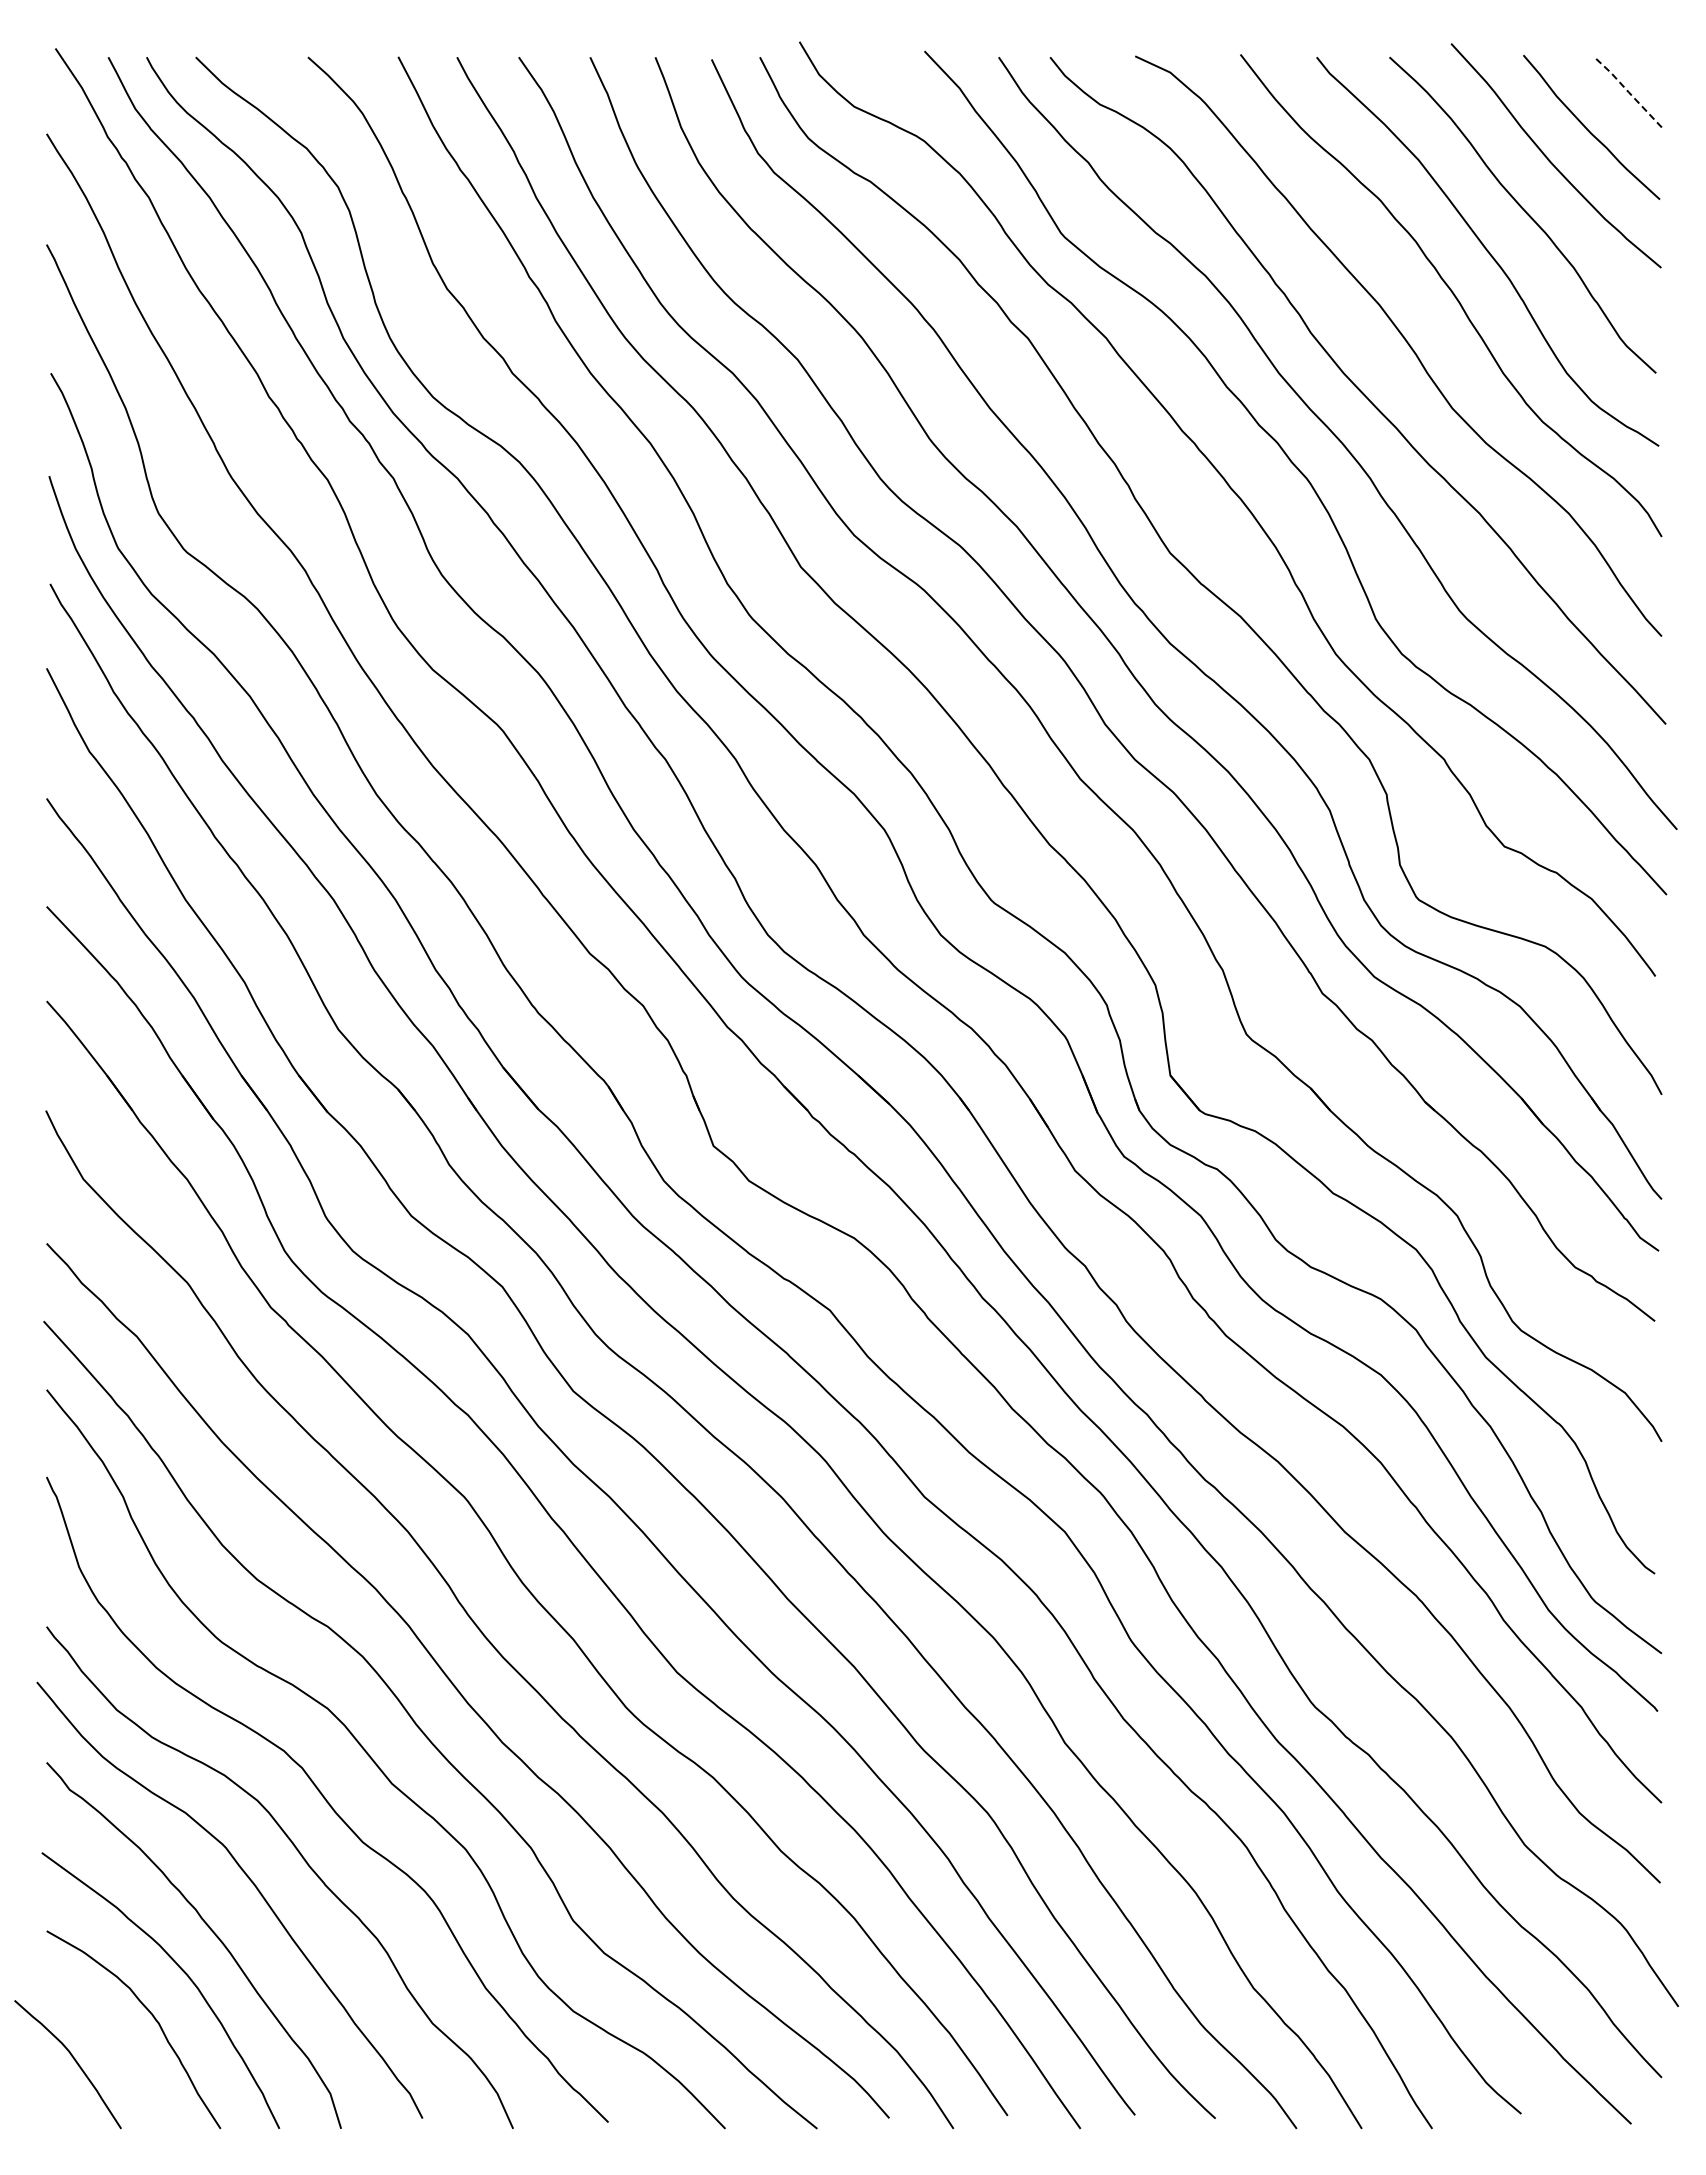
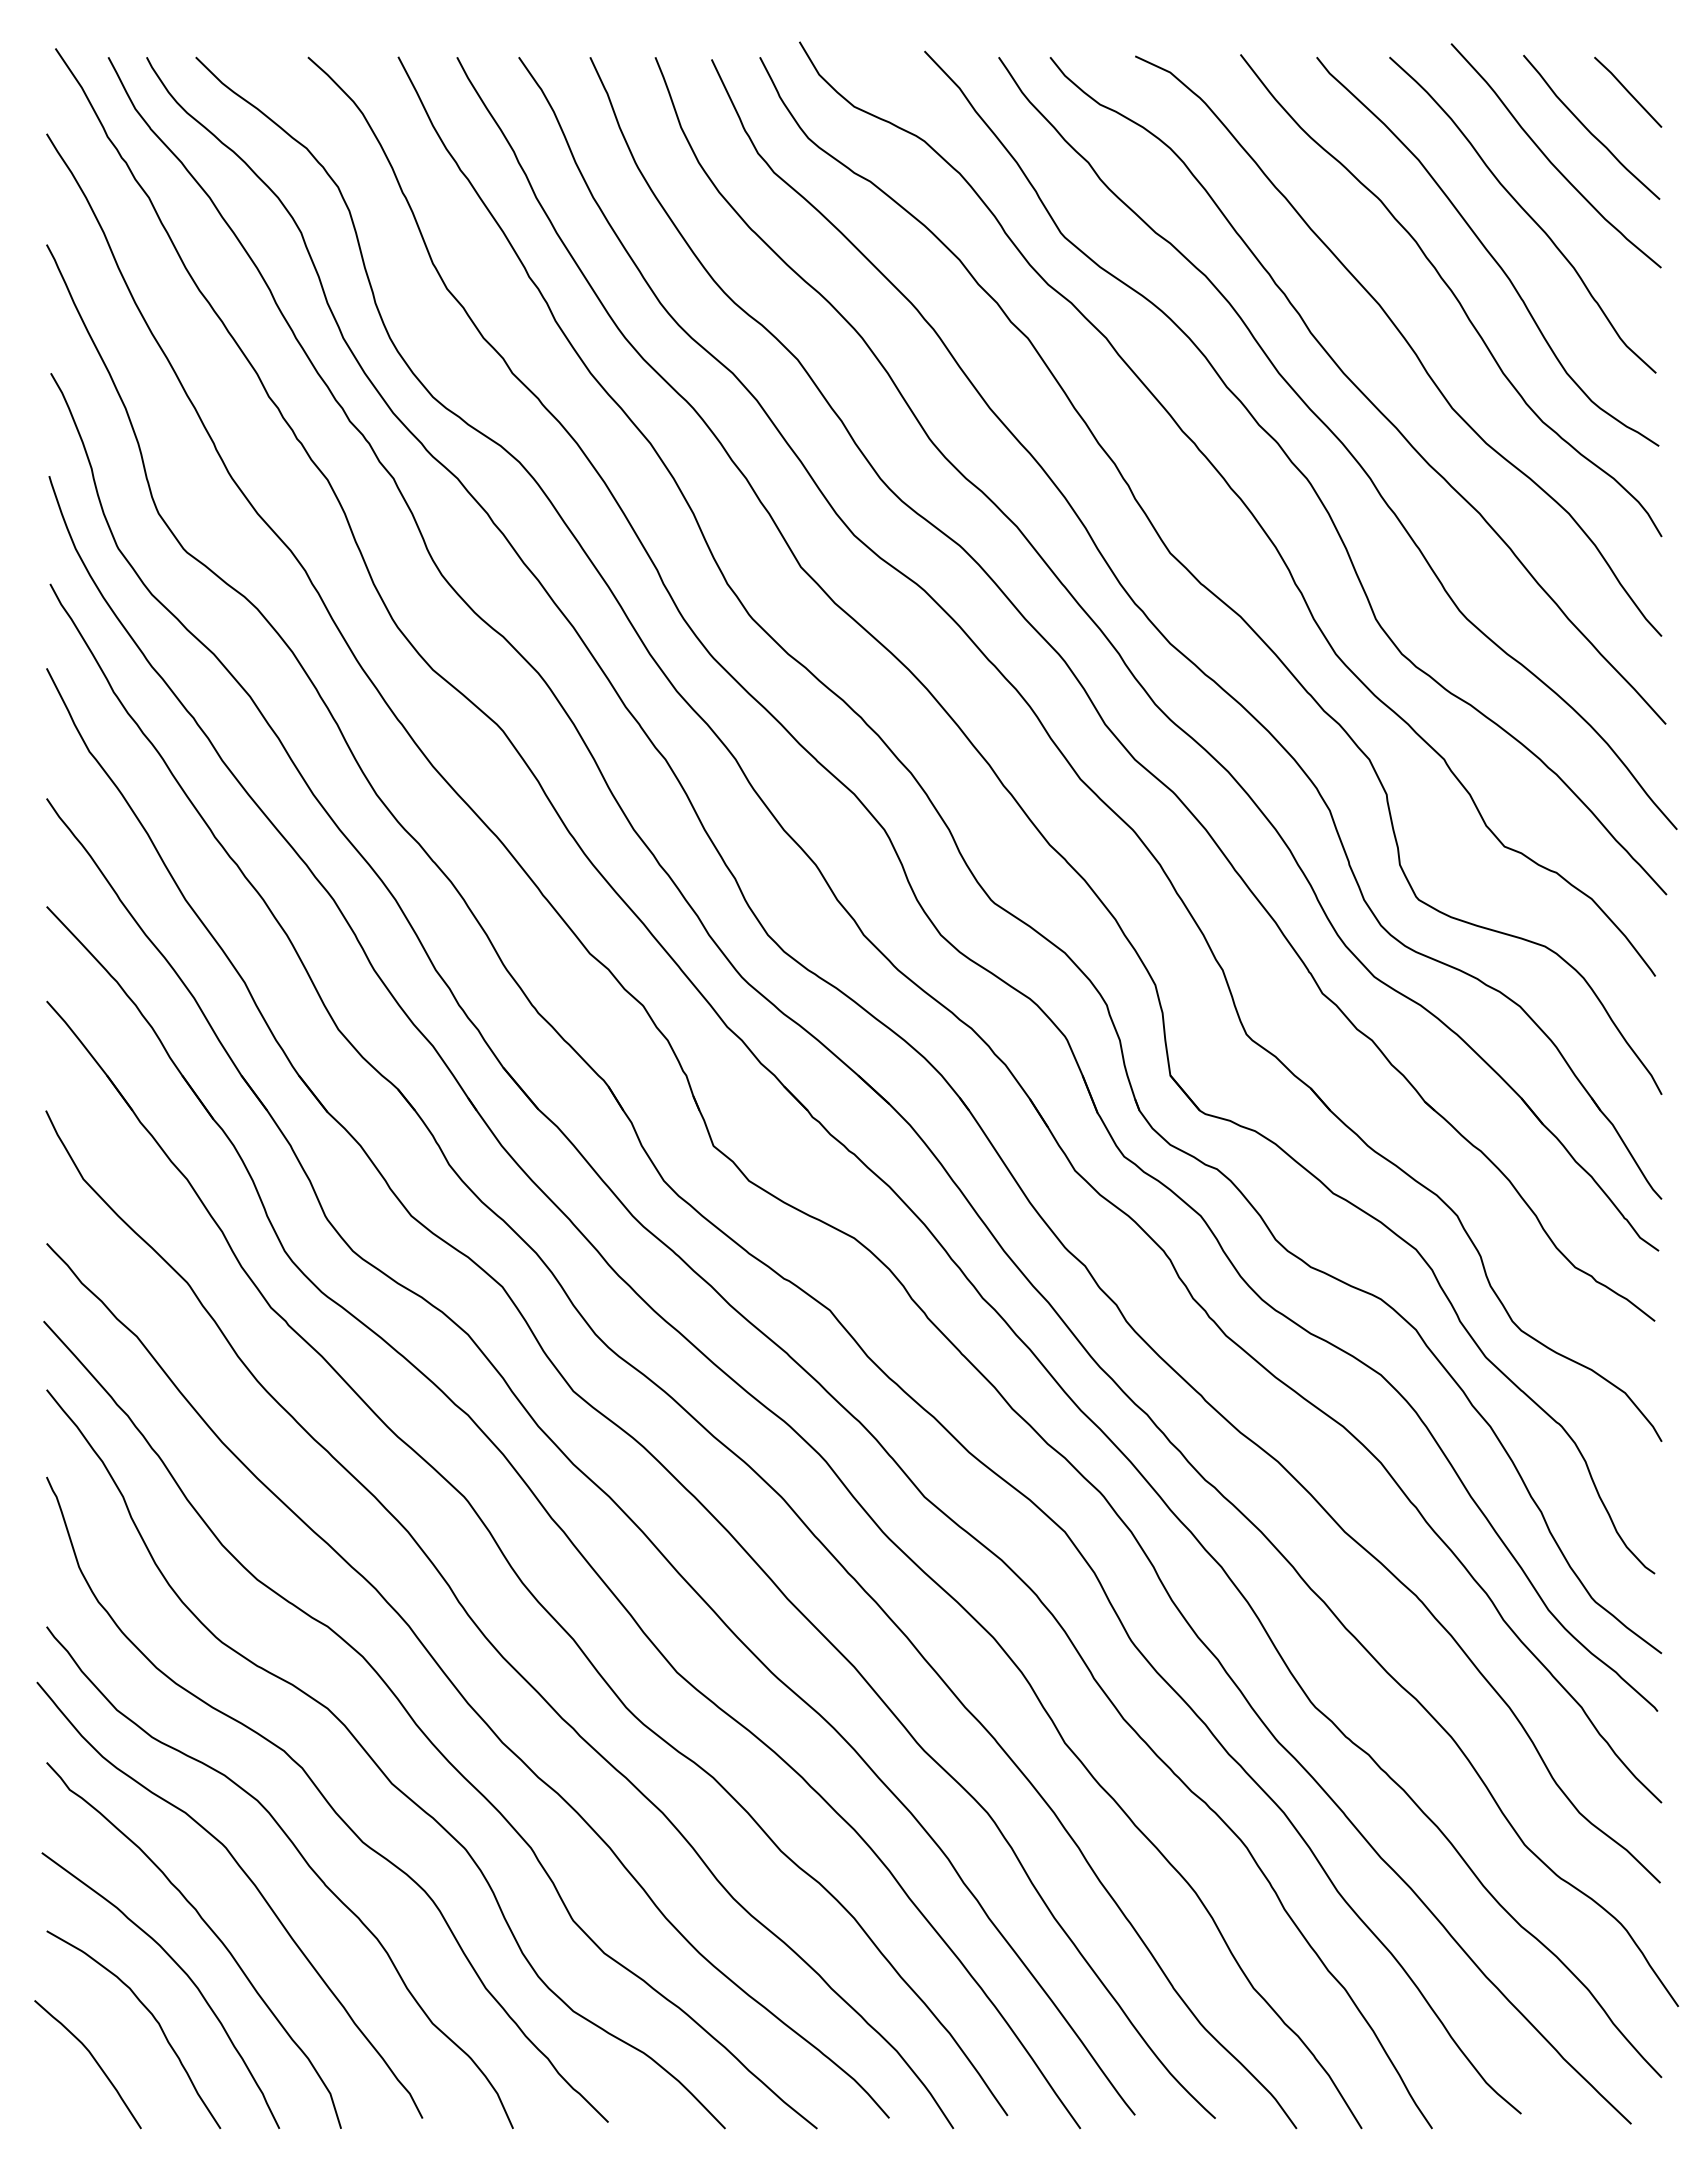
line: dashed -> solid (1628, 91)
curve position: (73, 2059) -> (93, 2059) (93, 2059)
